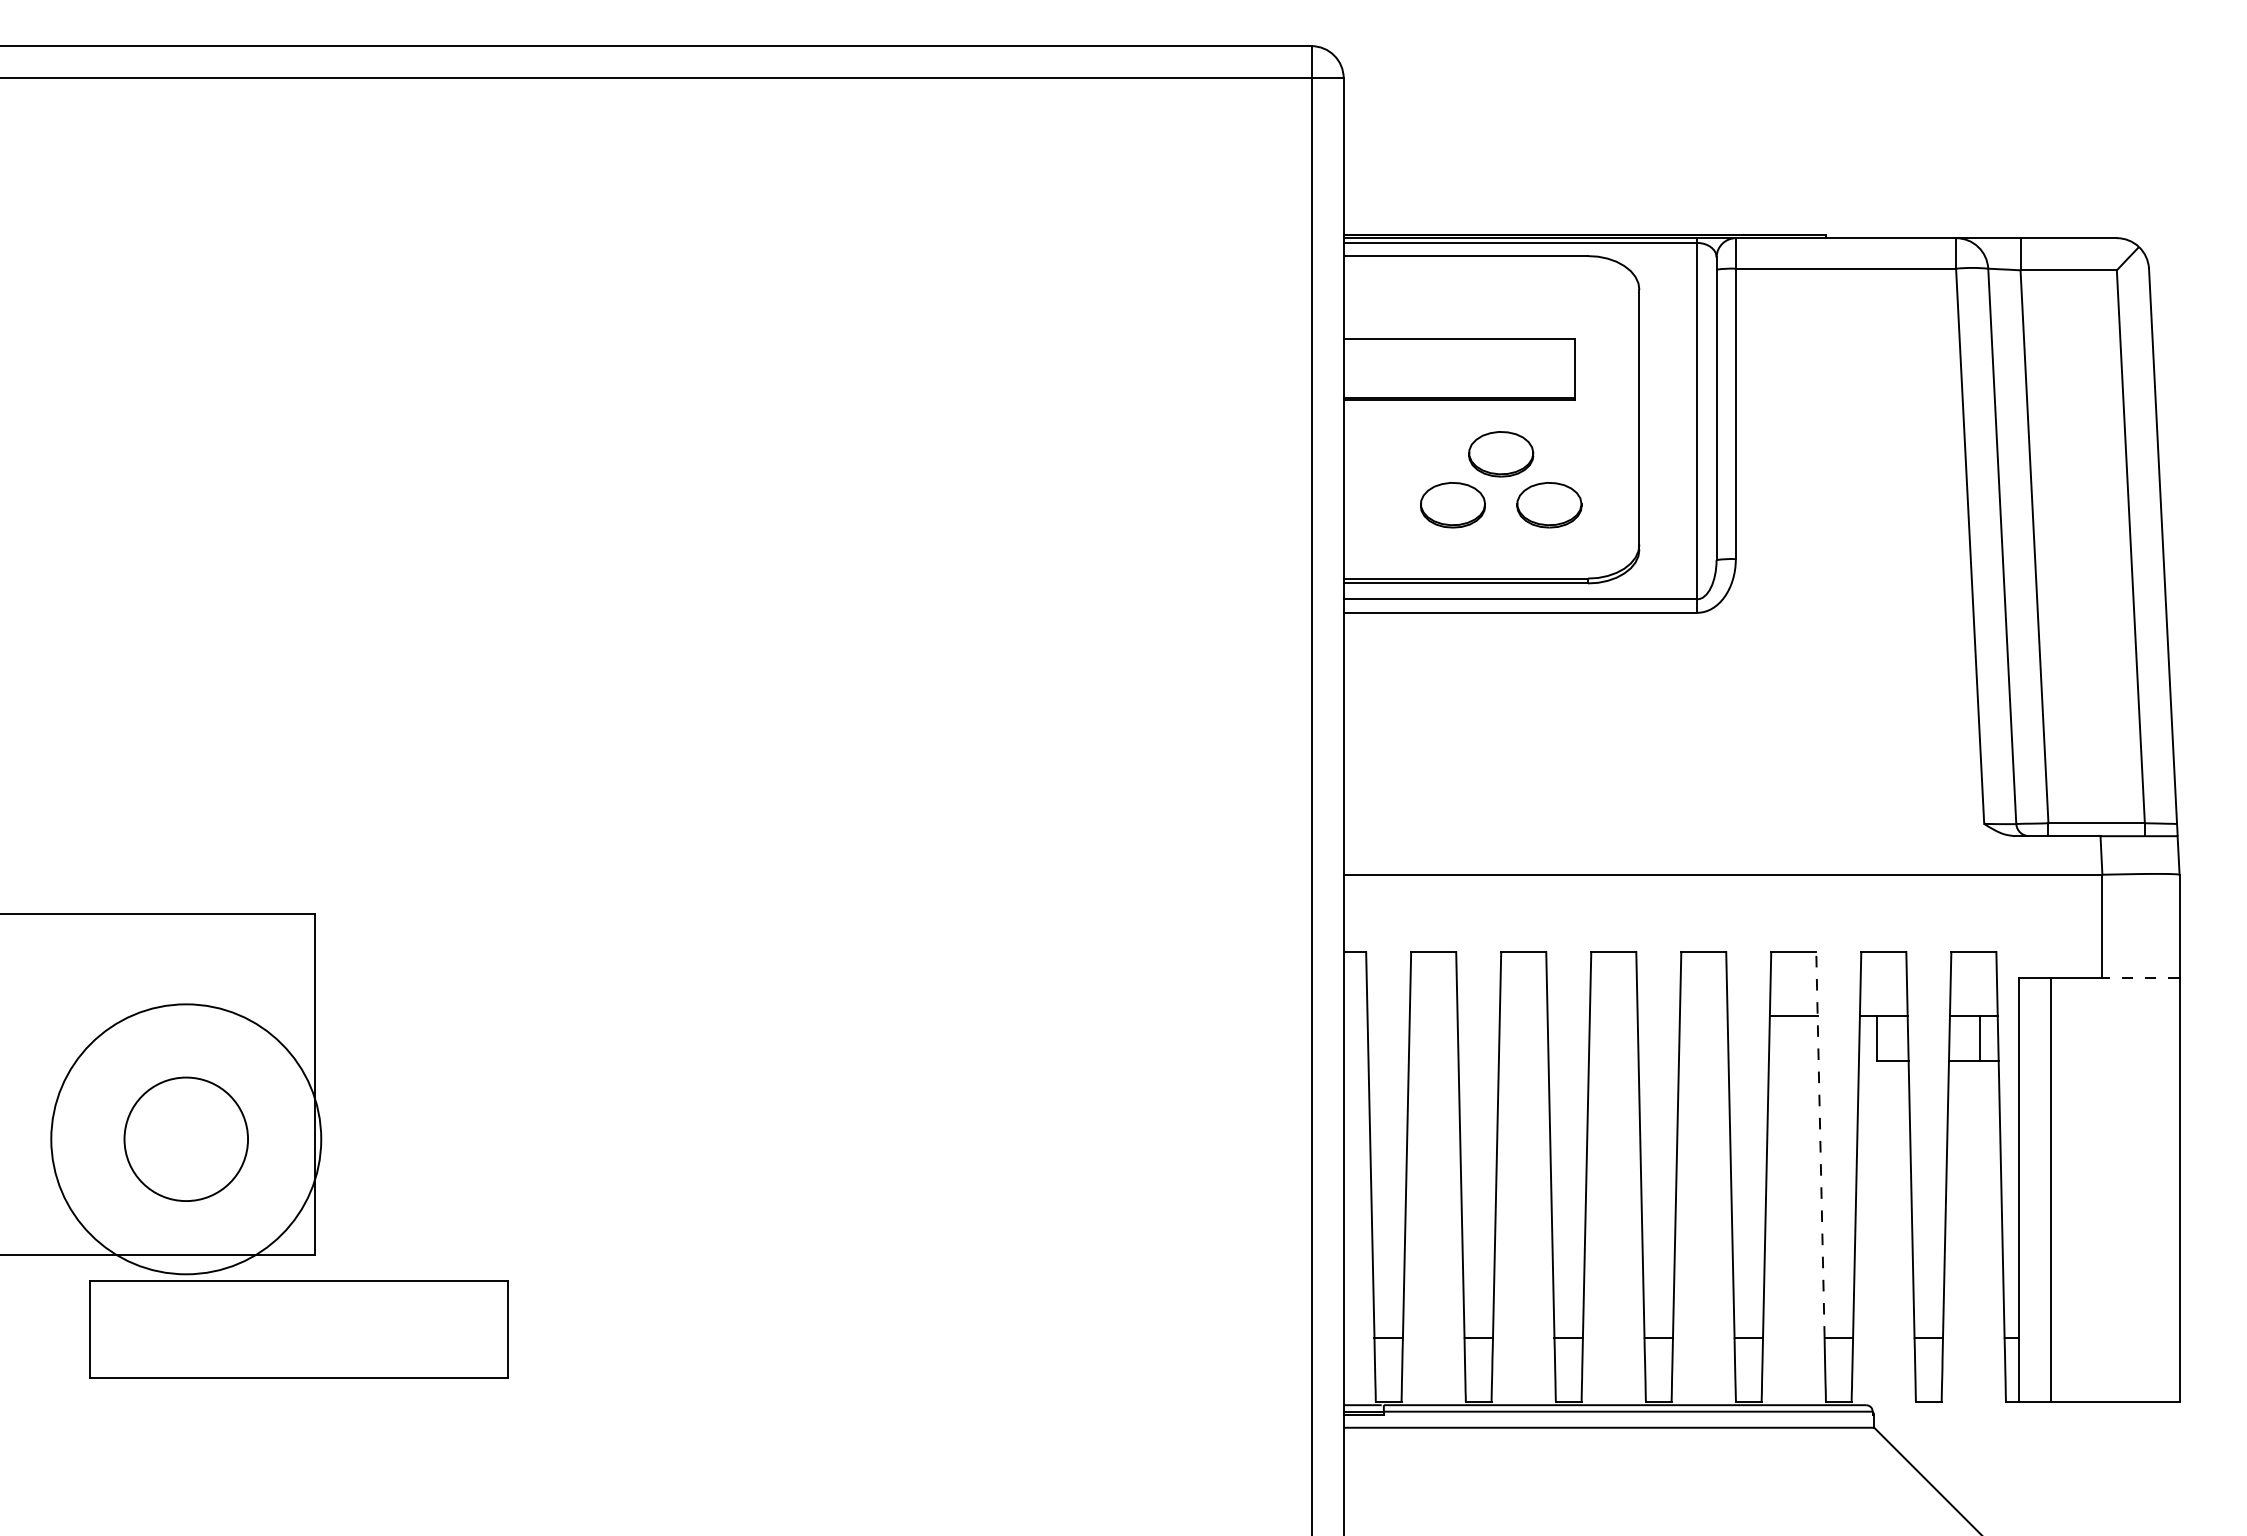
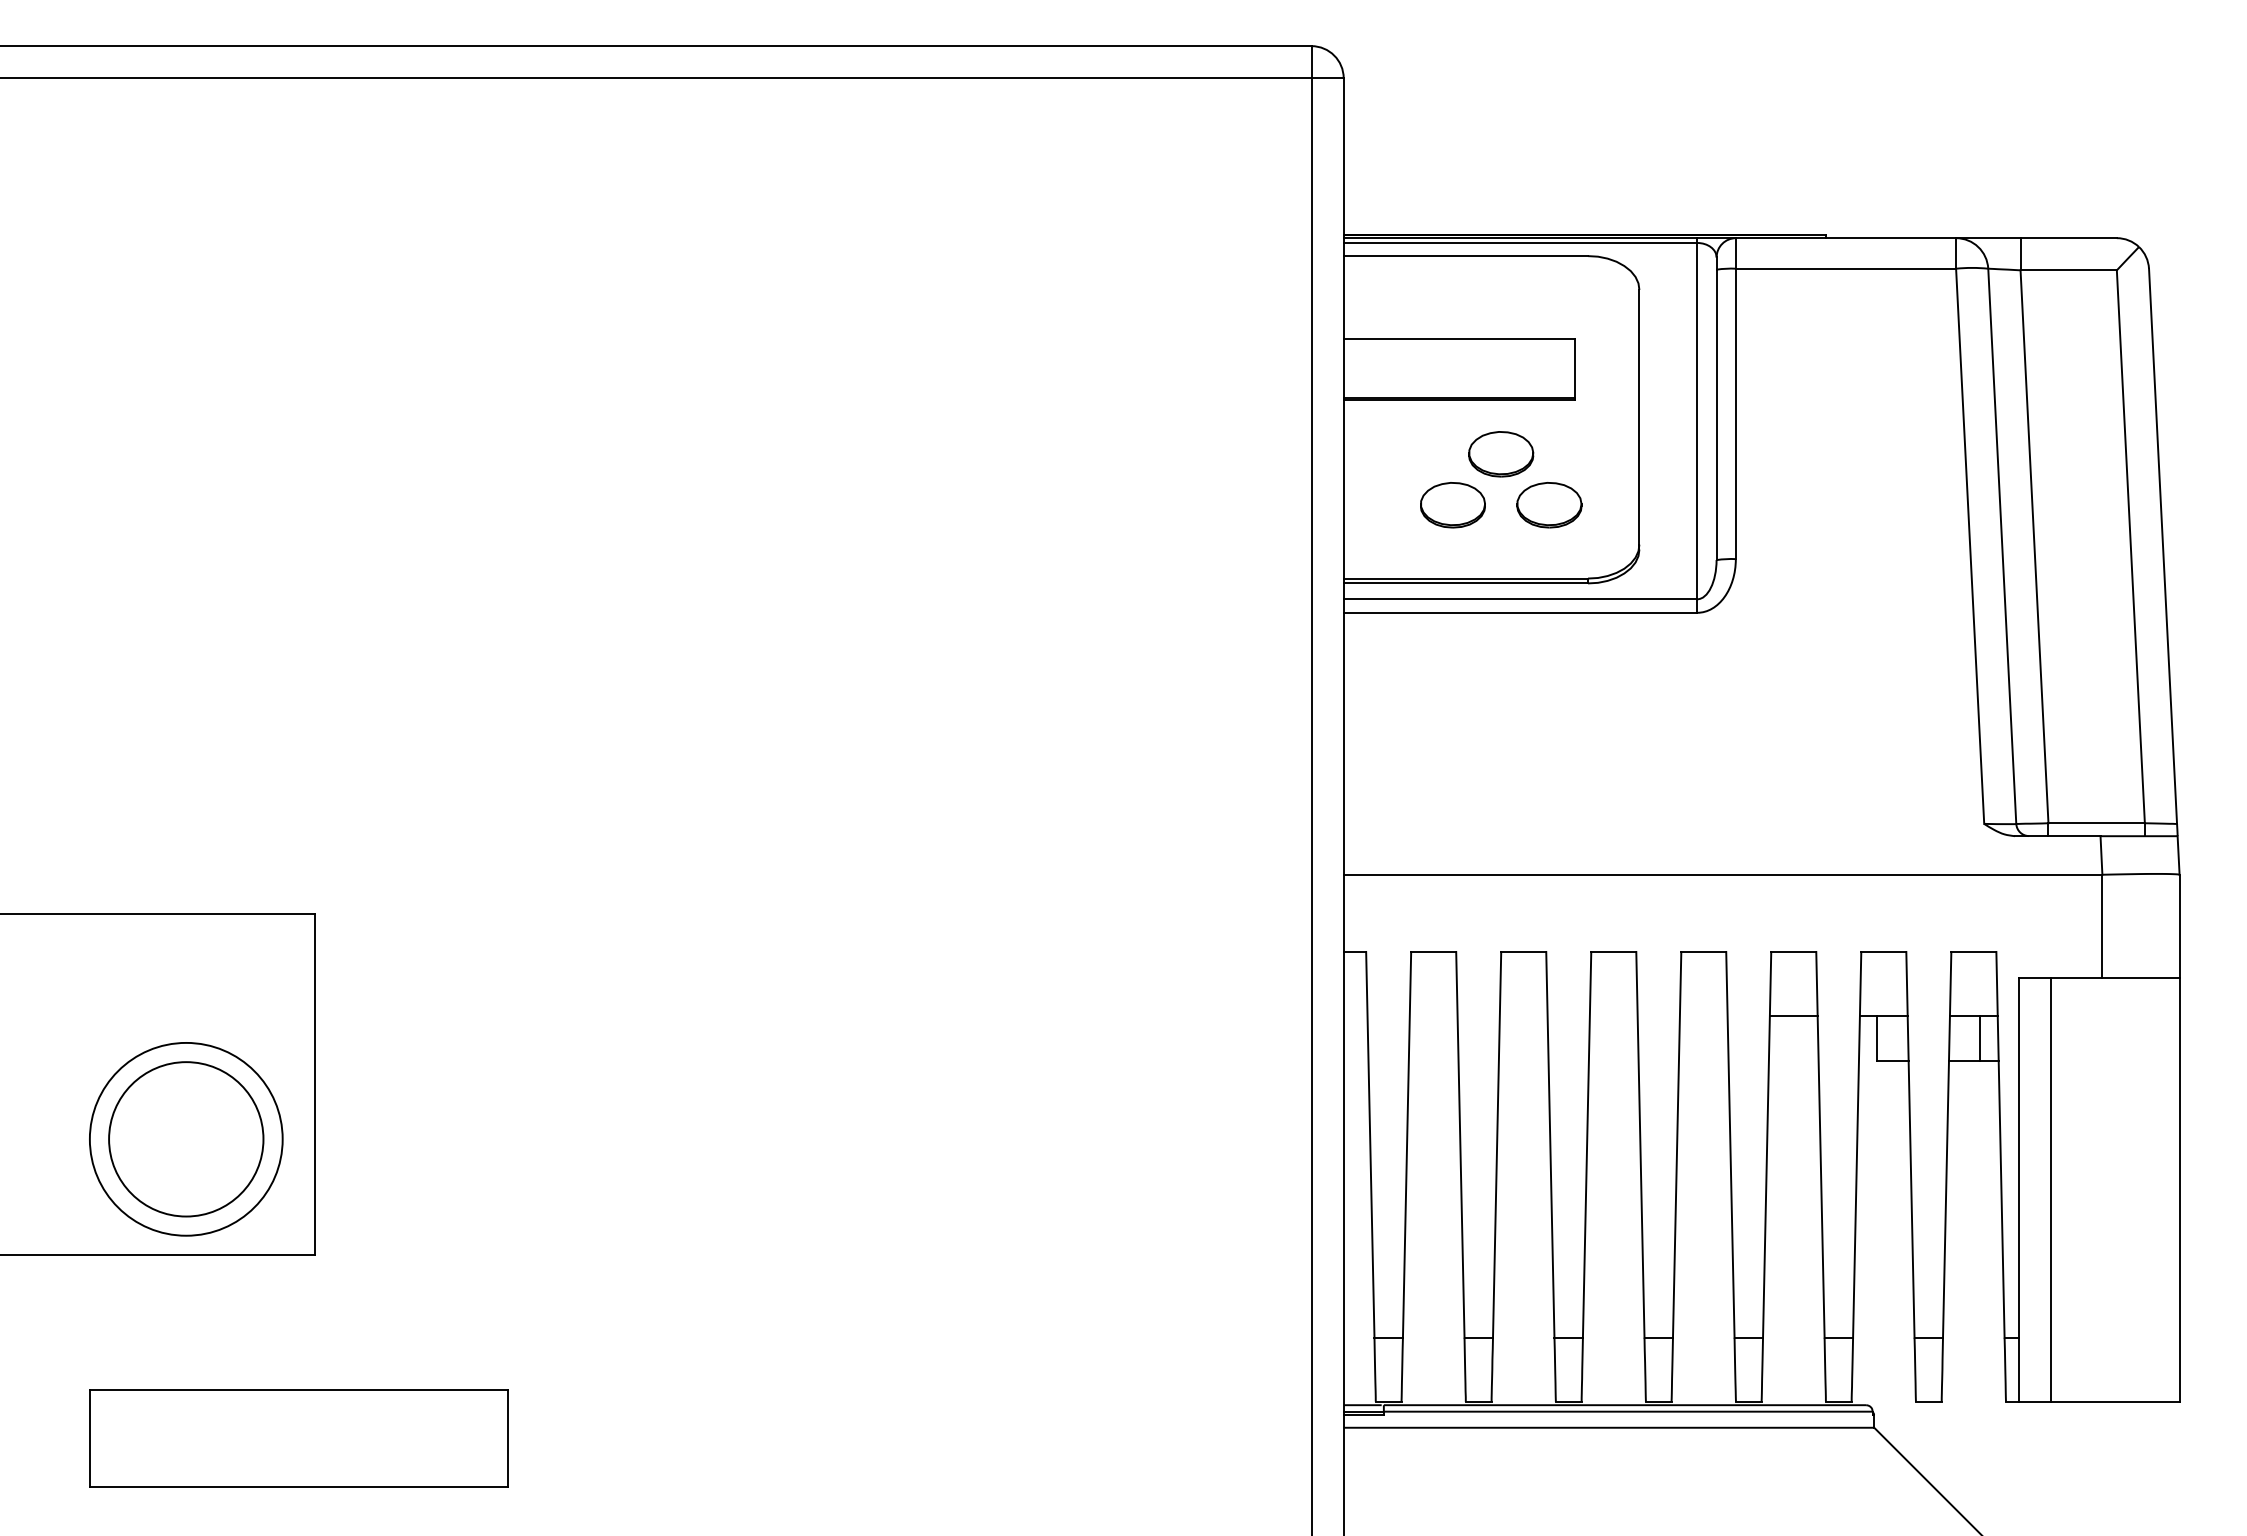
line: dashed -> solid (2140, 977)
circle diameter: 124 px -> 154 px (186, 1139)
circle diameter: 270 px -> 193 px (185, 1138)
line: dashed -> solid (1820, 1144)
part position: (298, 1329) -> (298, 1438) (298, 1438)
